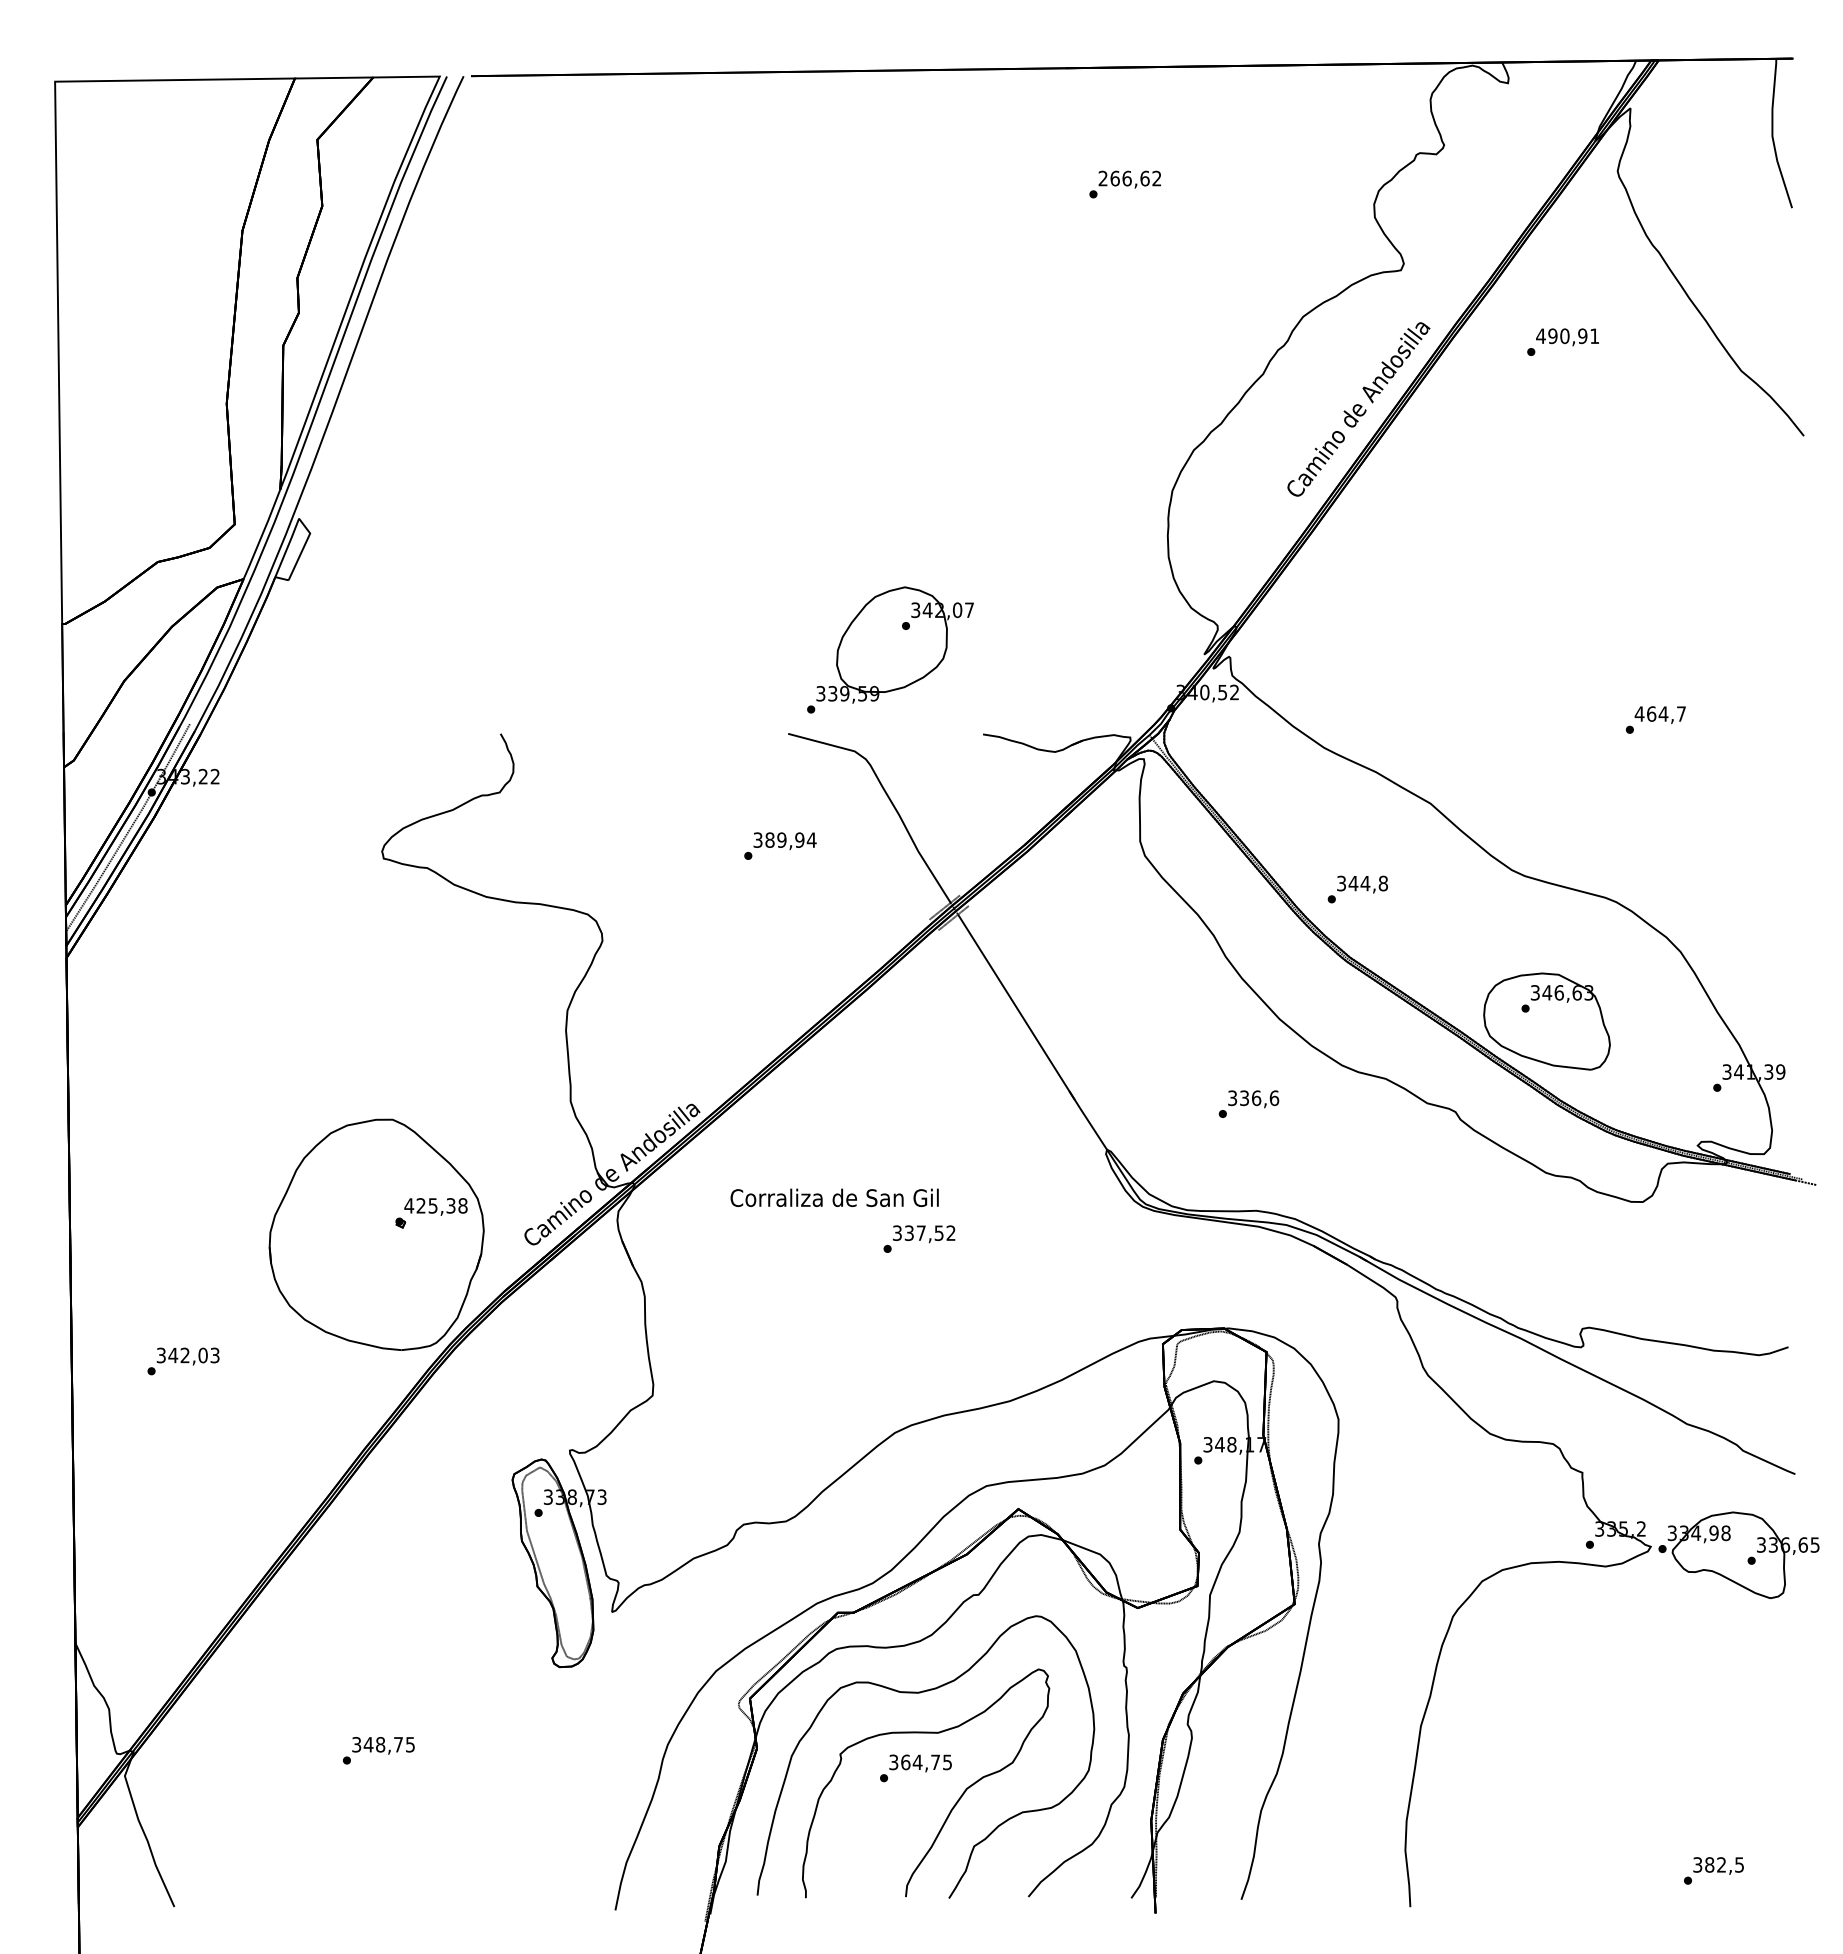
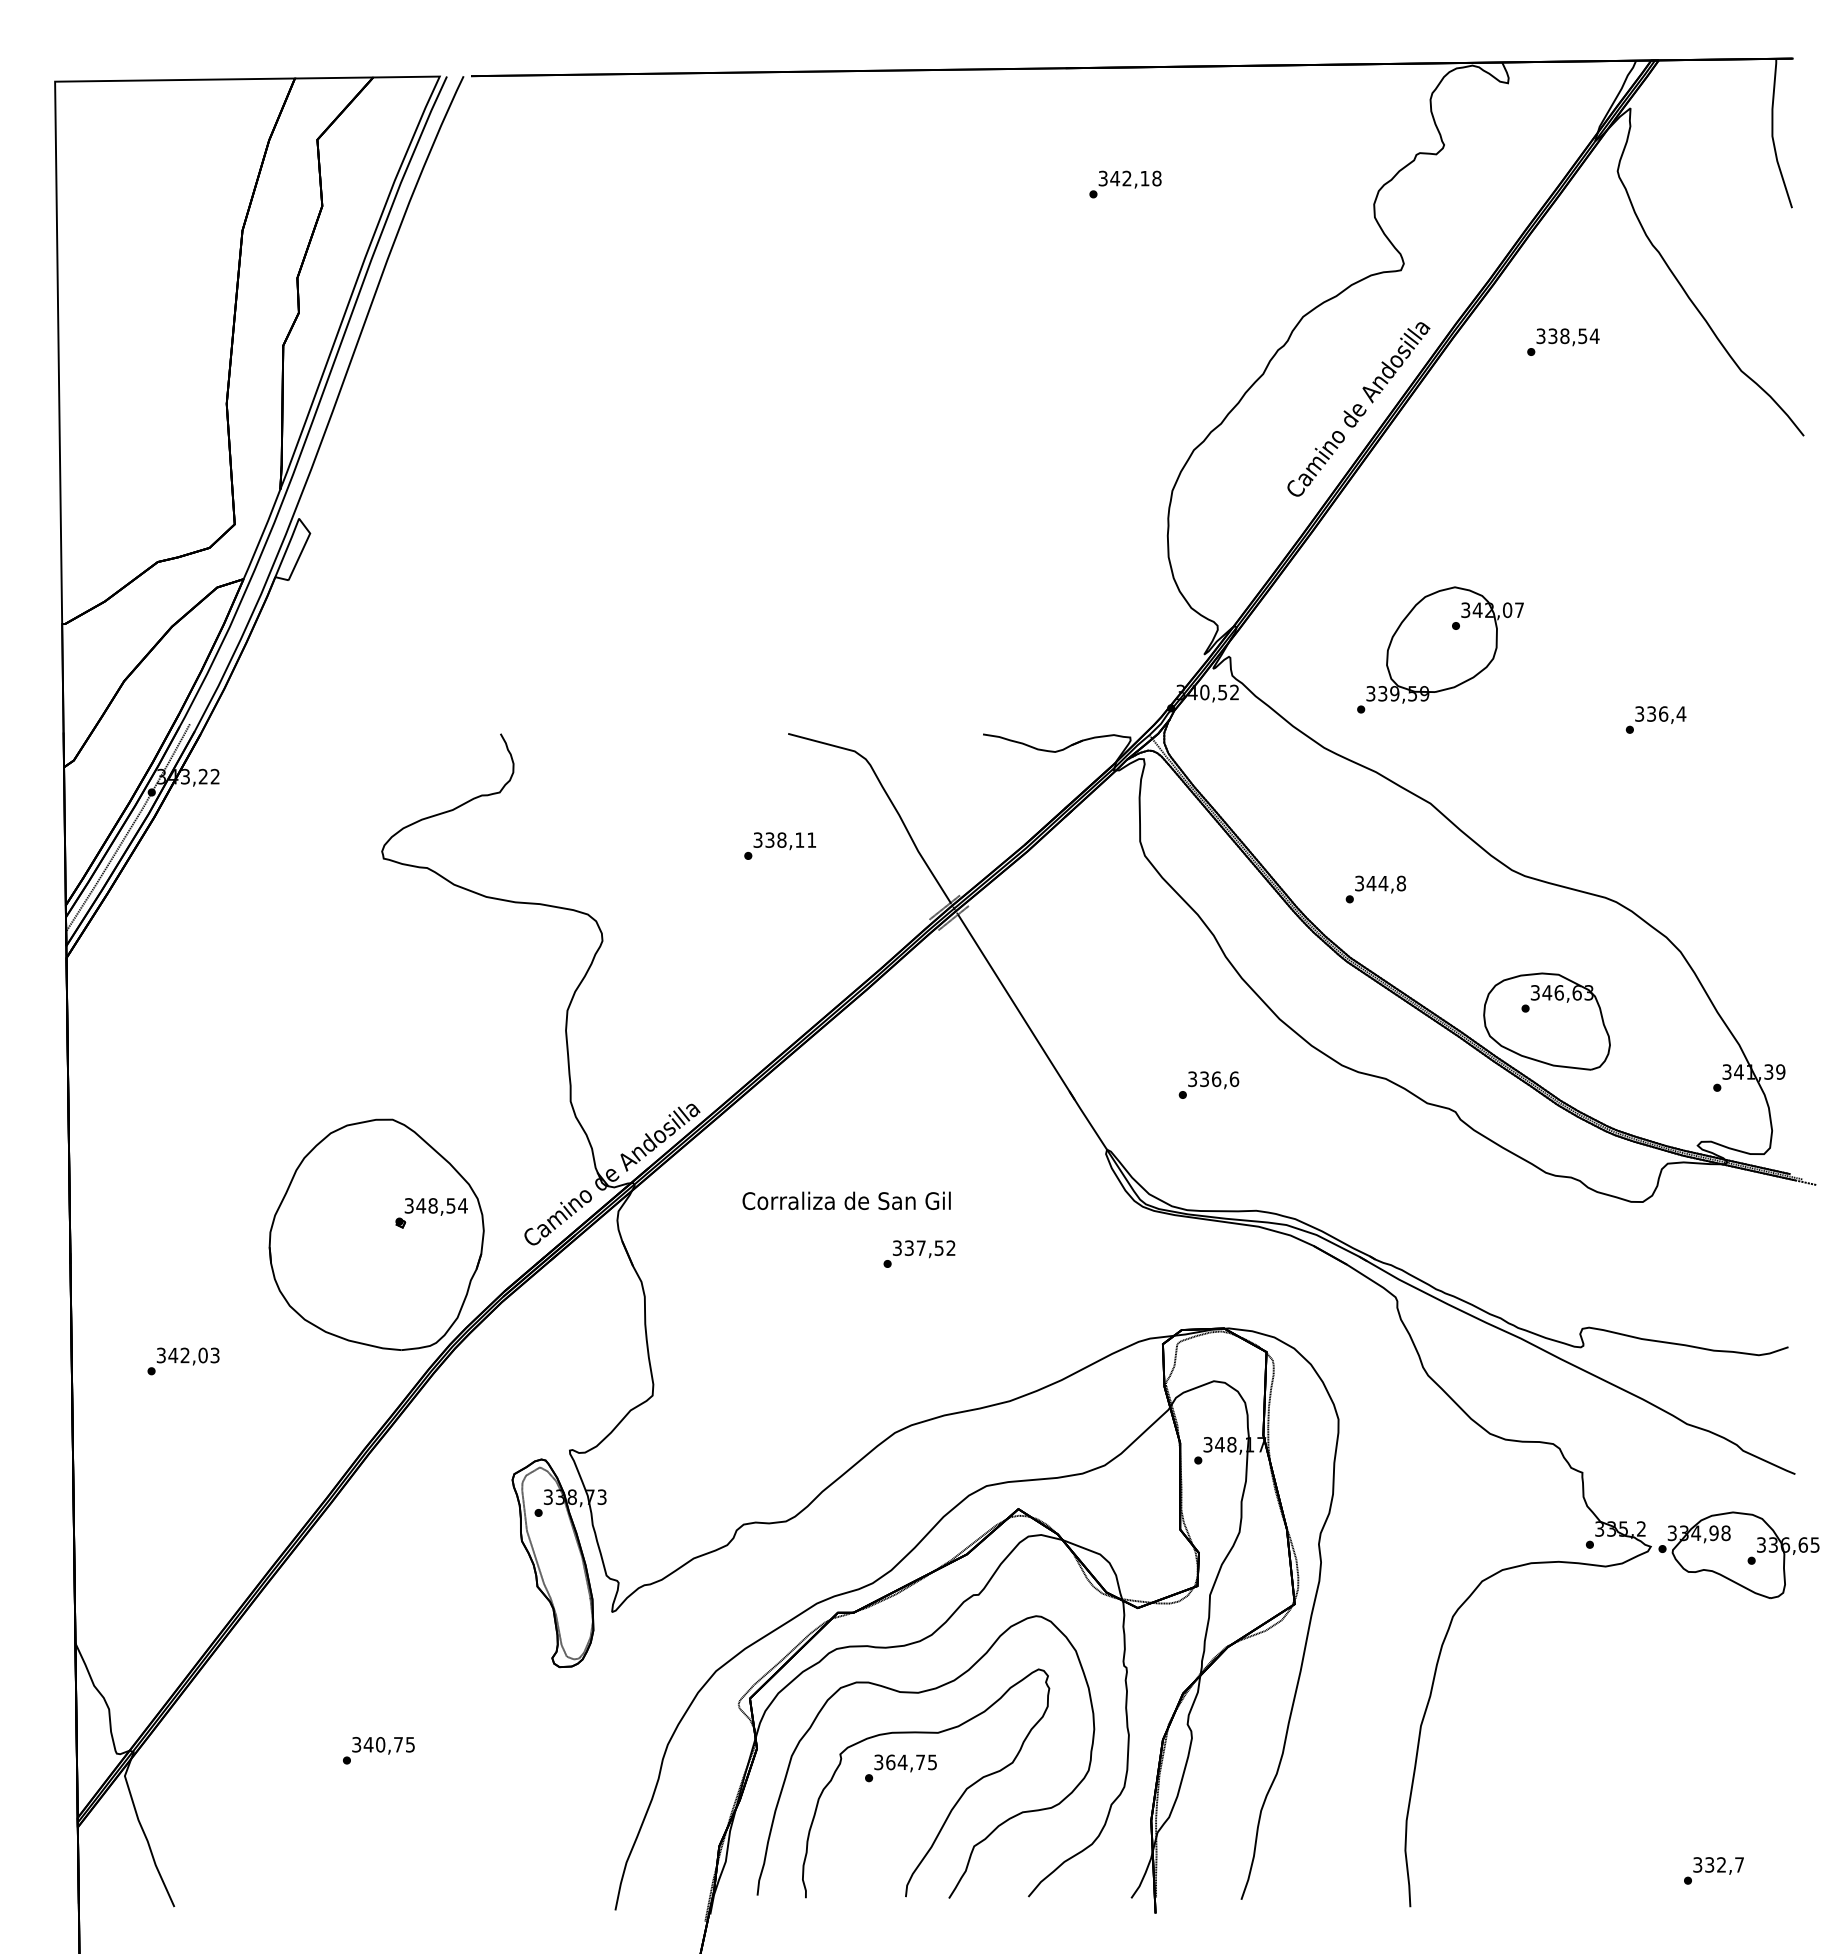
text: 266,62 -> 342,18 (1129, 178)
text: 490,91 -> 338,54 (1567, 336)
part position: (890, 649) -> (1440, 649) (1440, 649)
text: 464,7 -> 336,4 (1660, 713)
text: 389,94 -> 338,11 (790, 839)
text position: (1357, 889) -> (1375, 889) (1375, 889)
text position: (1248, 1103) -> (1208, 1084) (1208, 1084)
text position: (834, 1197) -> (846, 1200) (846, 1200)
text: 425,38 -> 348,54 (435, 1205)
text position: (919, 1238) -> (919, 1253) (919, 1253)
text: 348,75 -> 340,75 (380, 1744)
text position: (915, 1768) -> (900, 1768) (900, 1768)
text: 382,5 -> 332,7 (1724, 1864)
